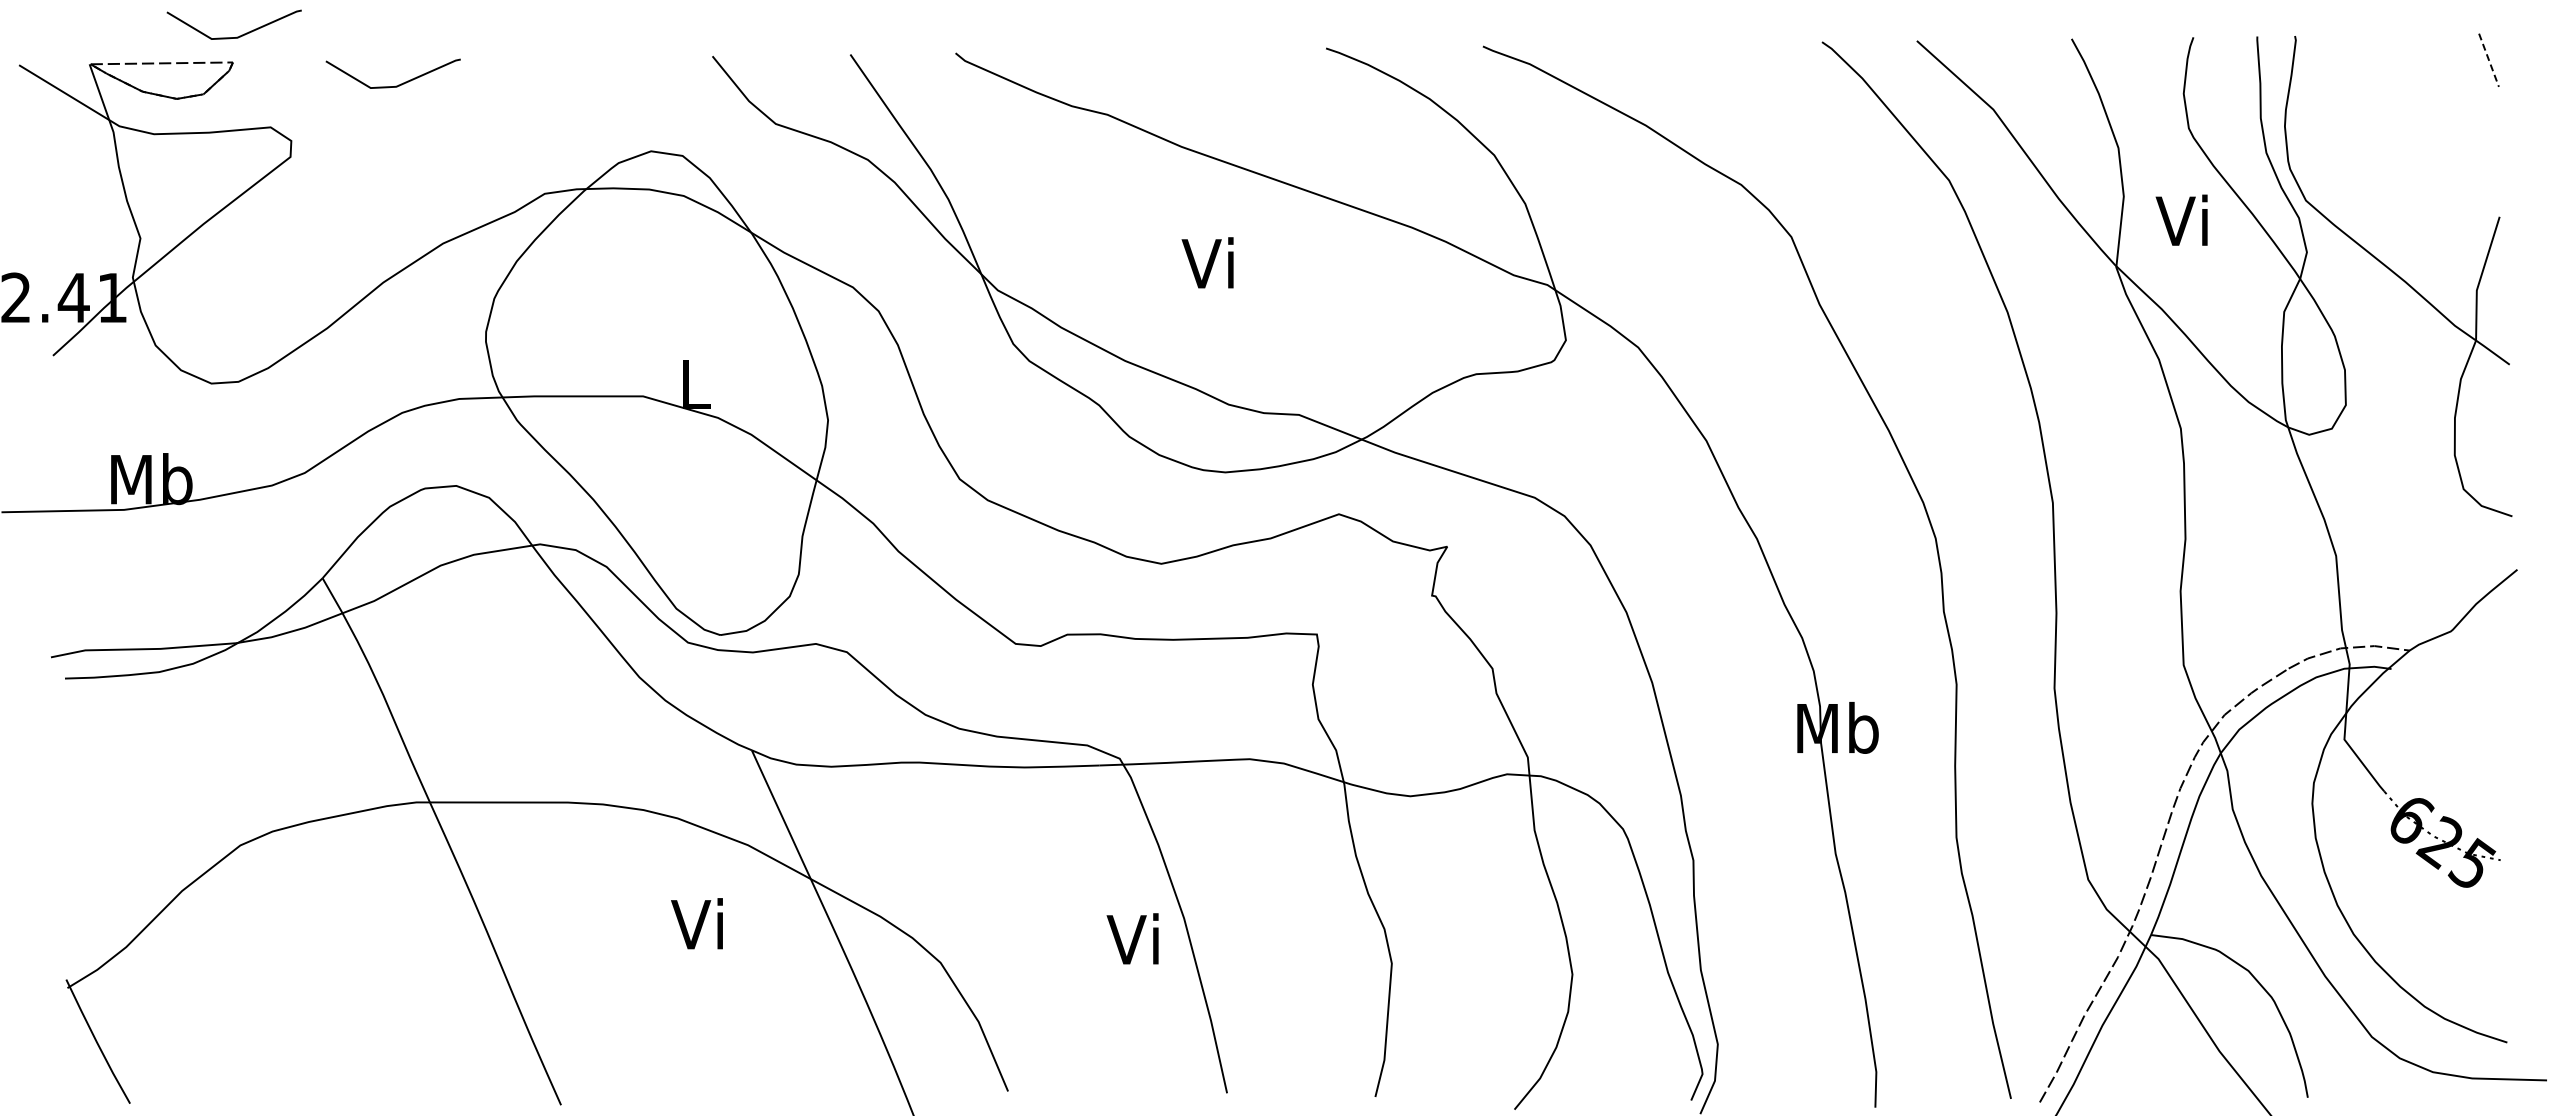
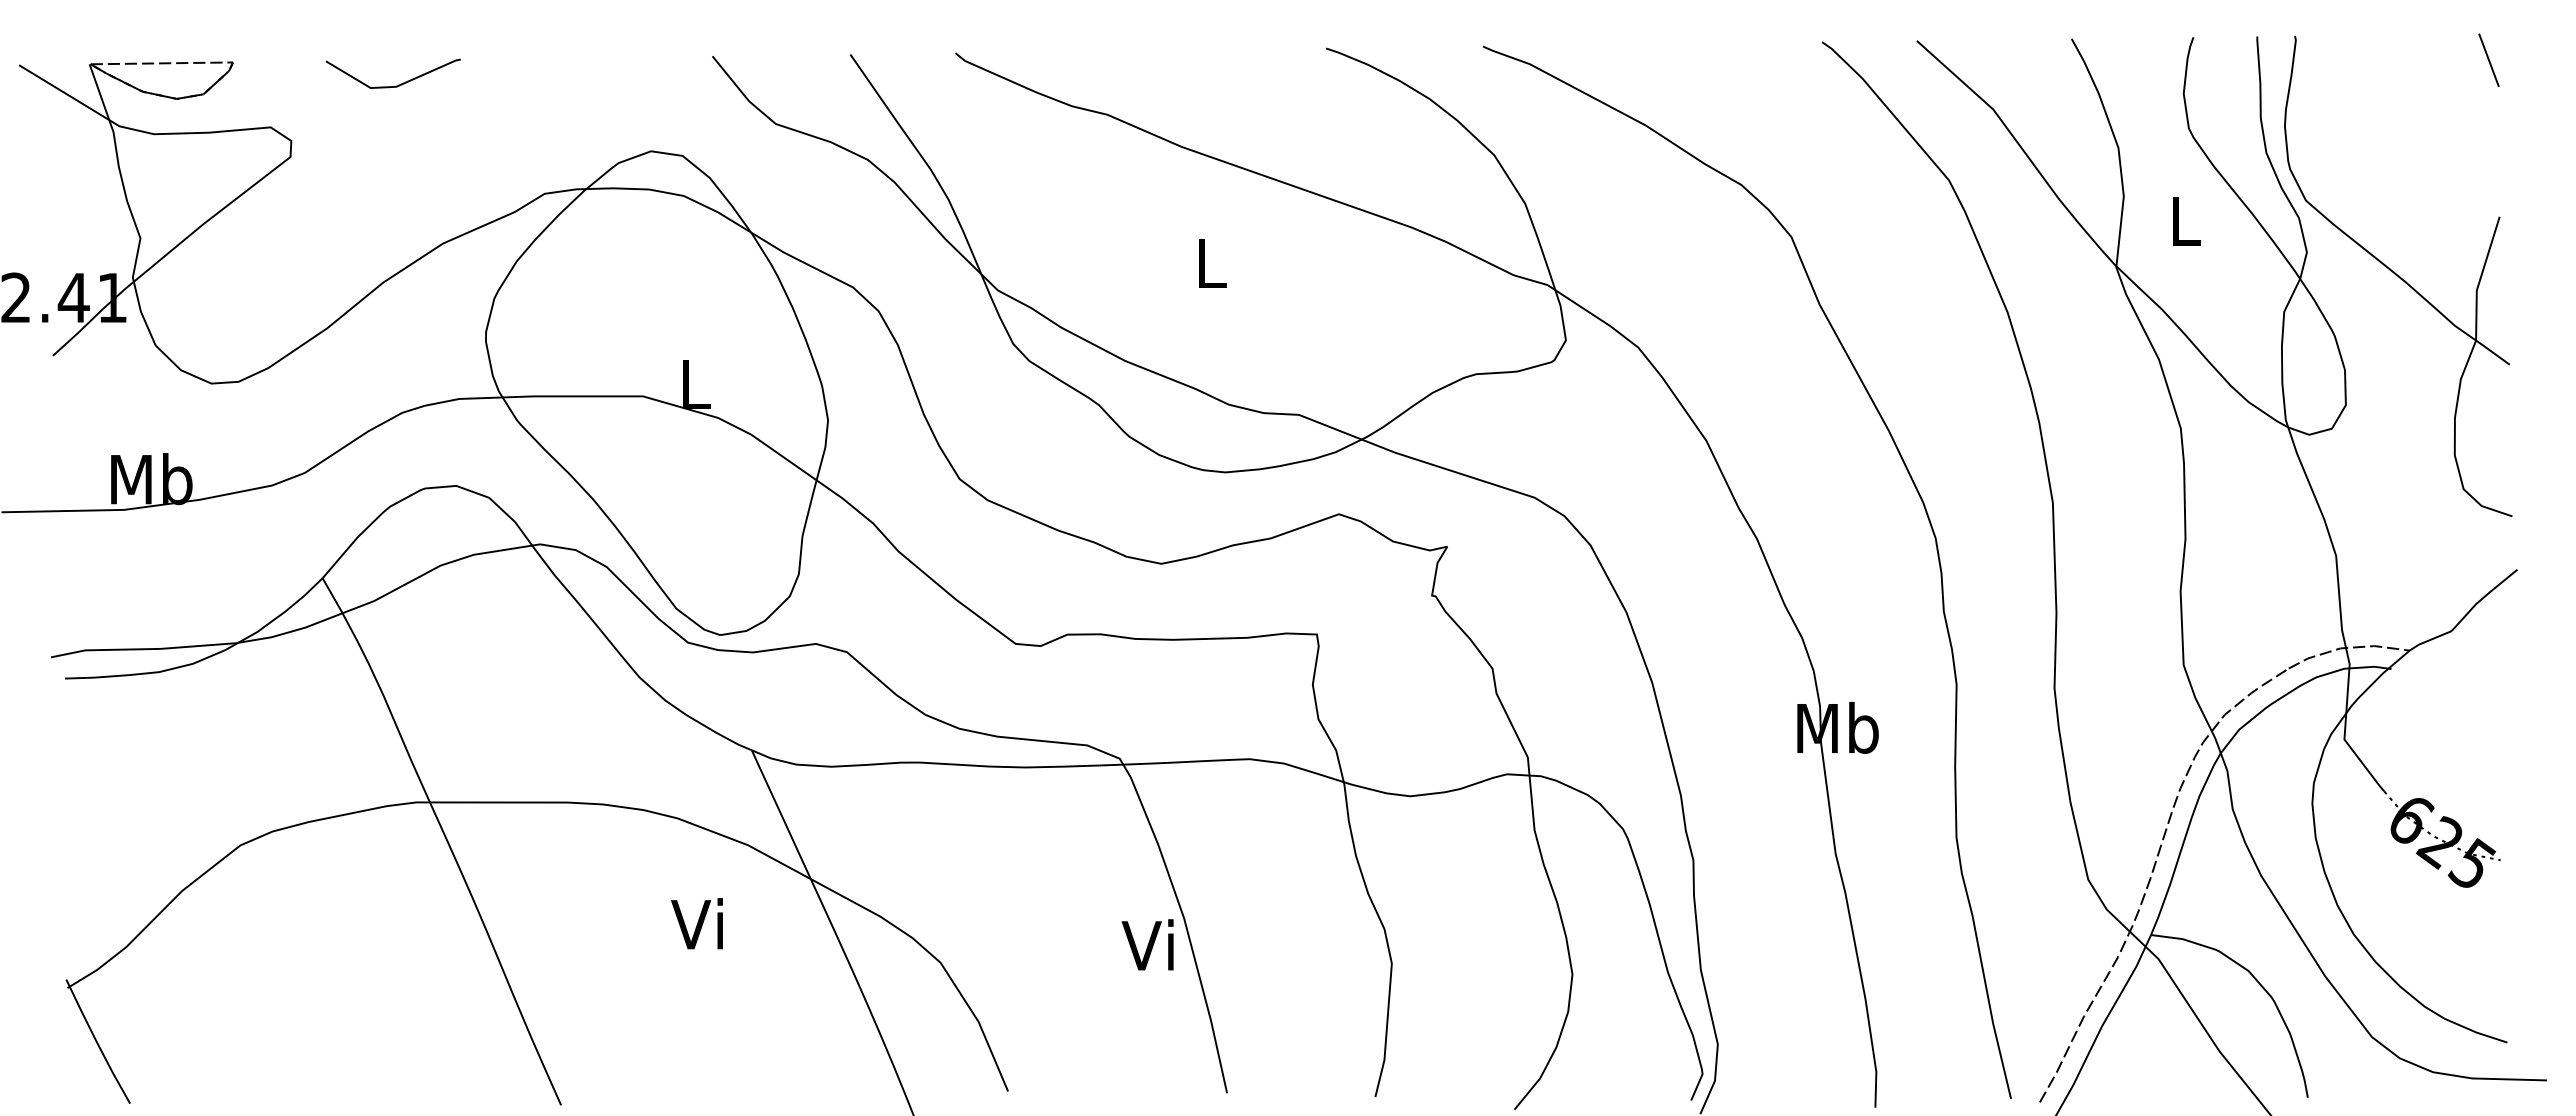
line: present -> none (239, 35)
line: dashed -> solid (2489, 60)
text: Vi -> L (2181, 219)
text: Vi -> L (1207, 262)
text position: (1132, 938) -> (1147, 944) (1147, 944)
